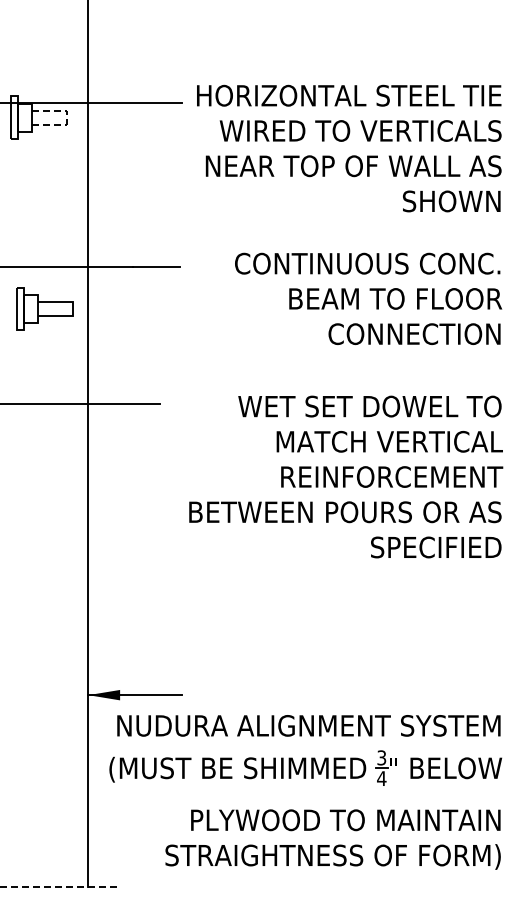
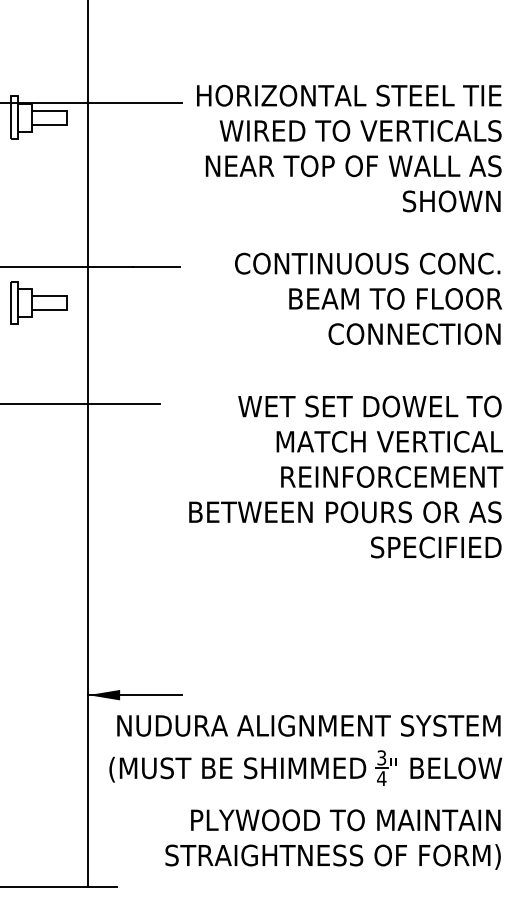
line: dashed -> solid (66, 117)
part position: (44, 308) -> (38, 302) (38, 302)
line: dashed -> solid (58, 886)
